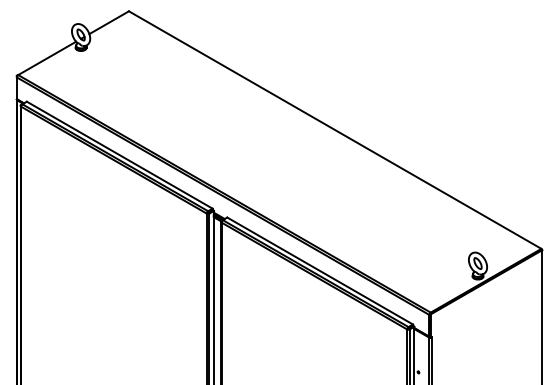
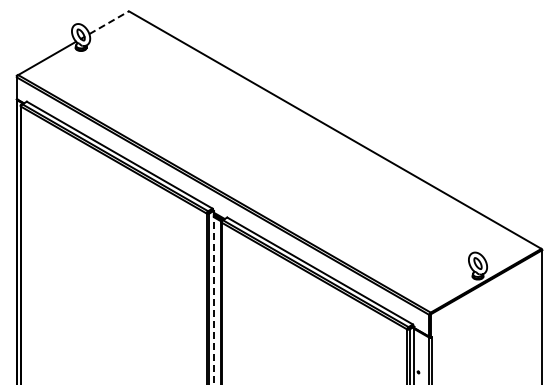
line: solid -> dashed (109, 22)
line: solid -> dashed (213, 297)
